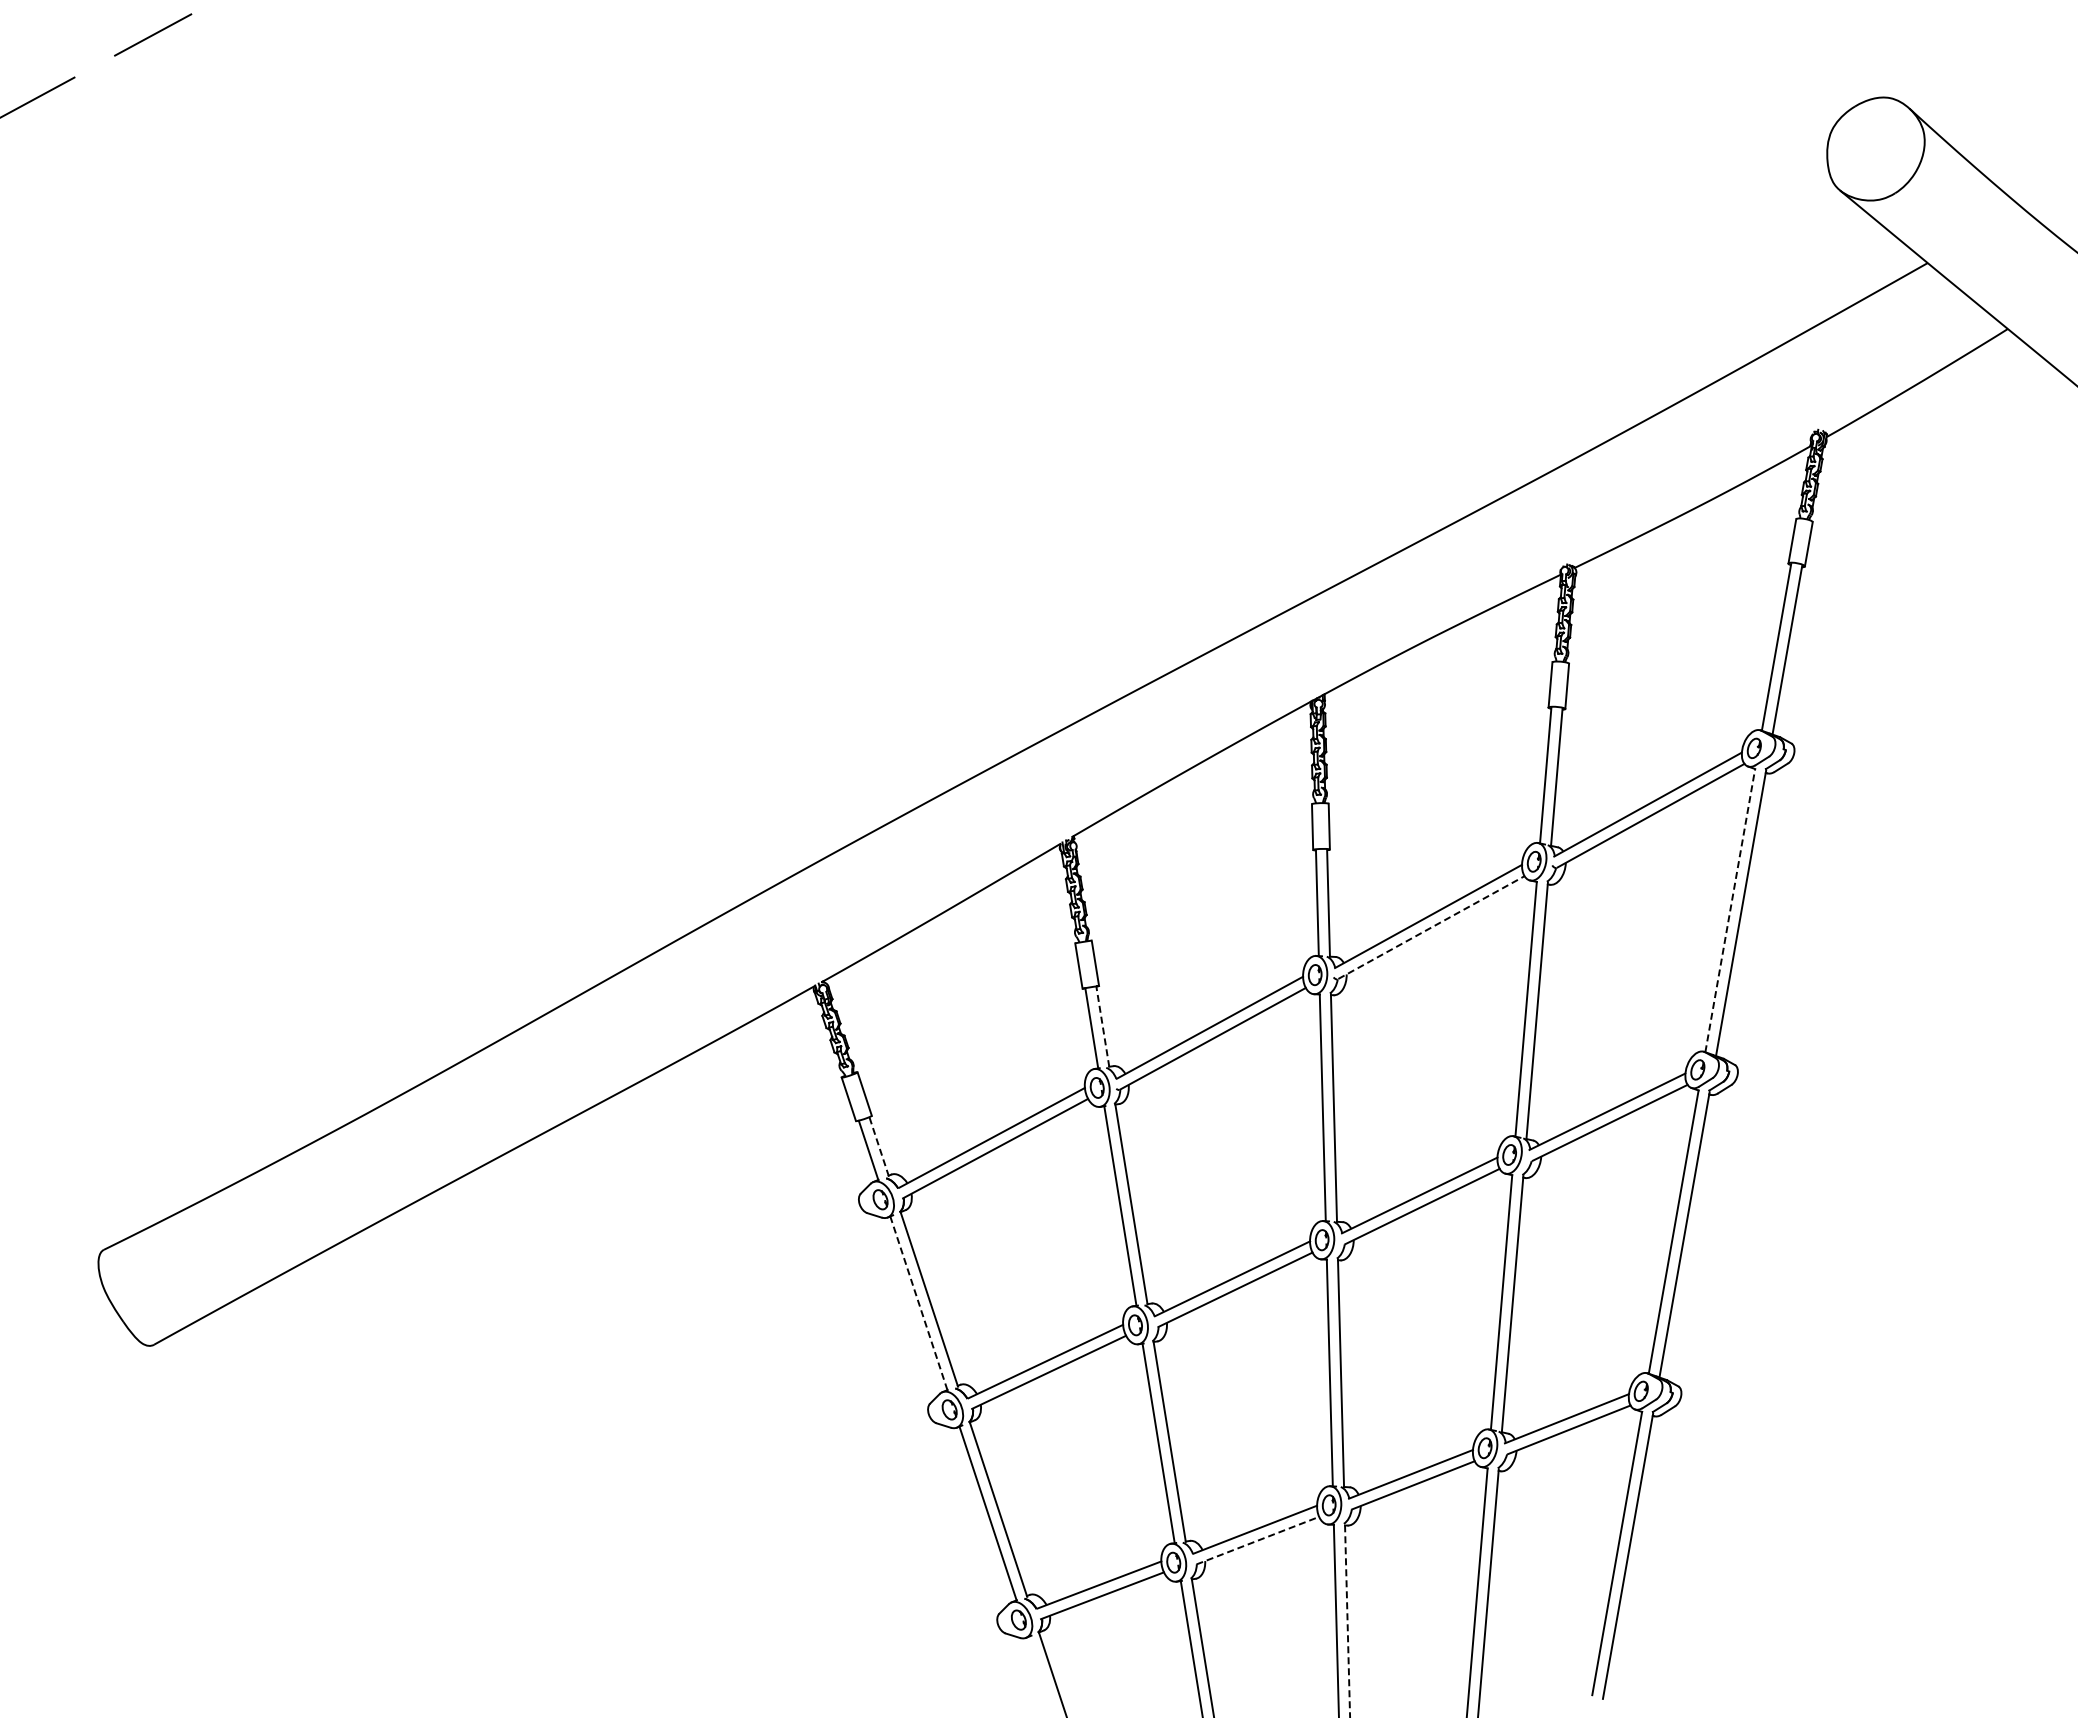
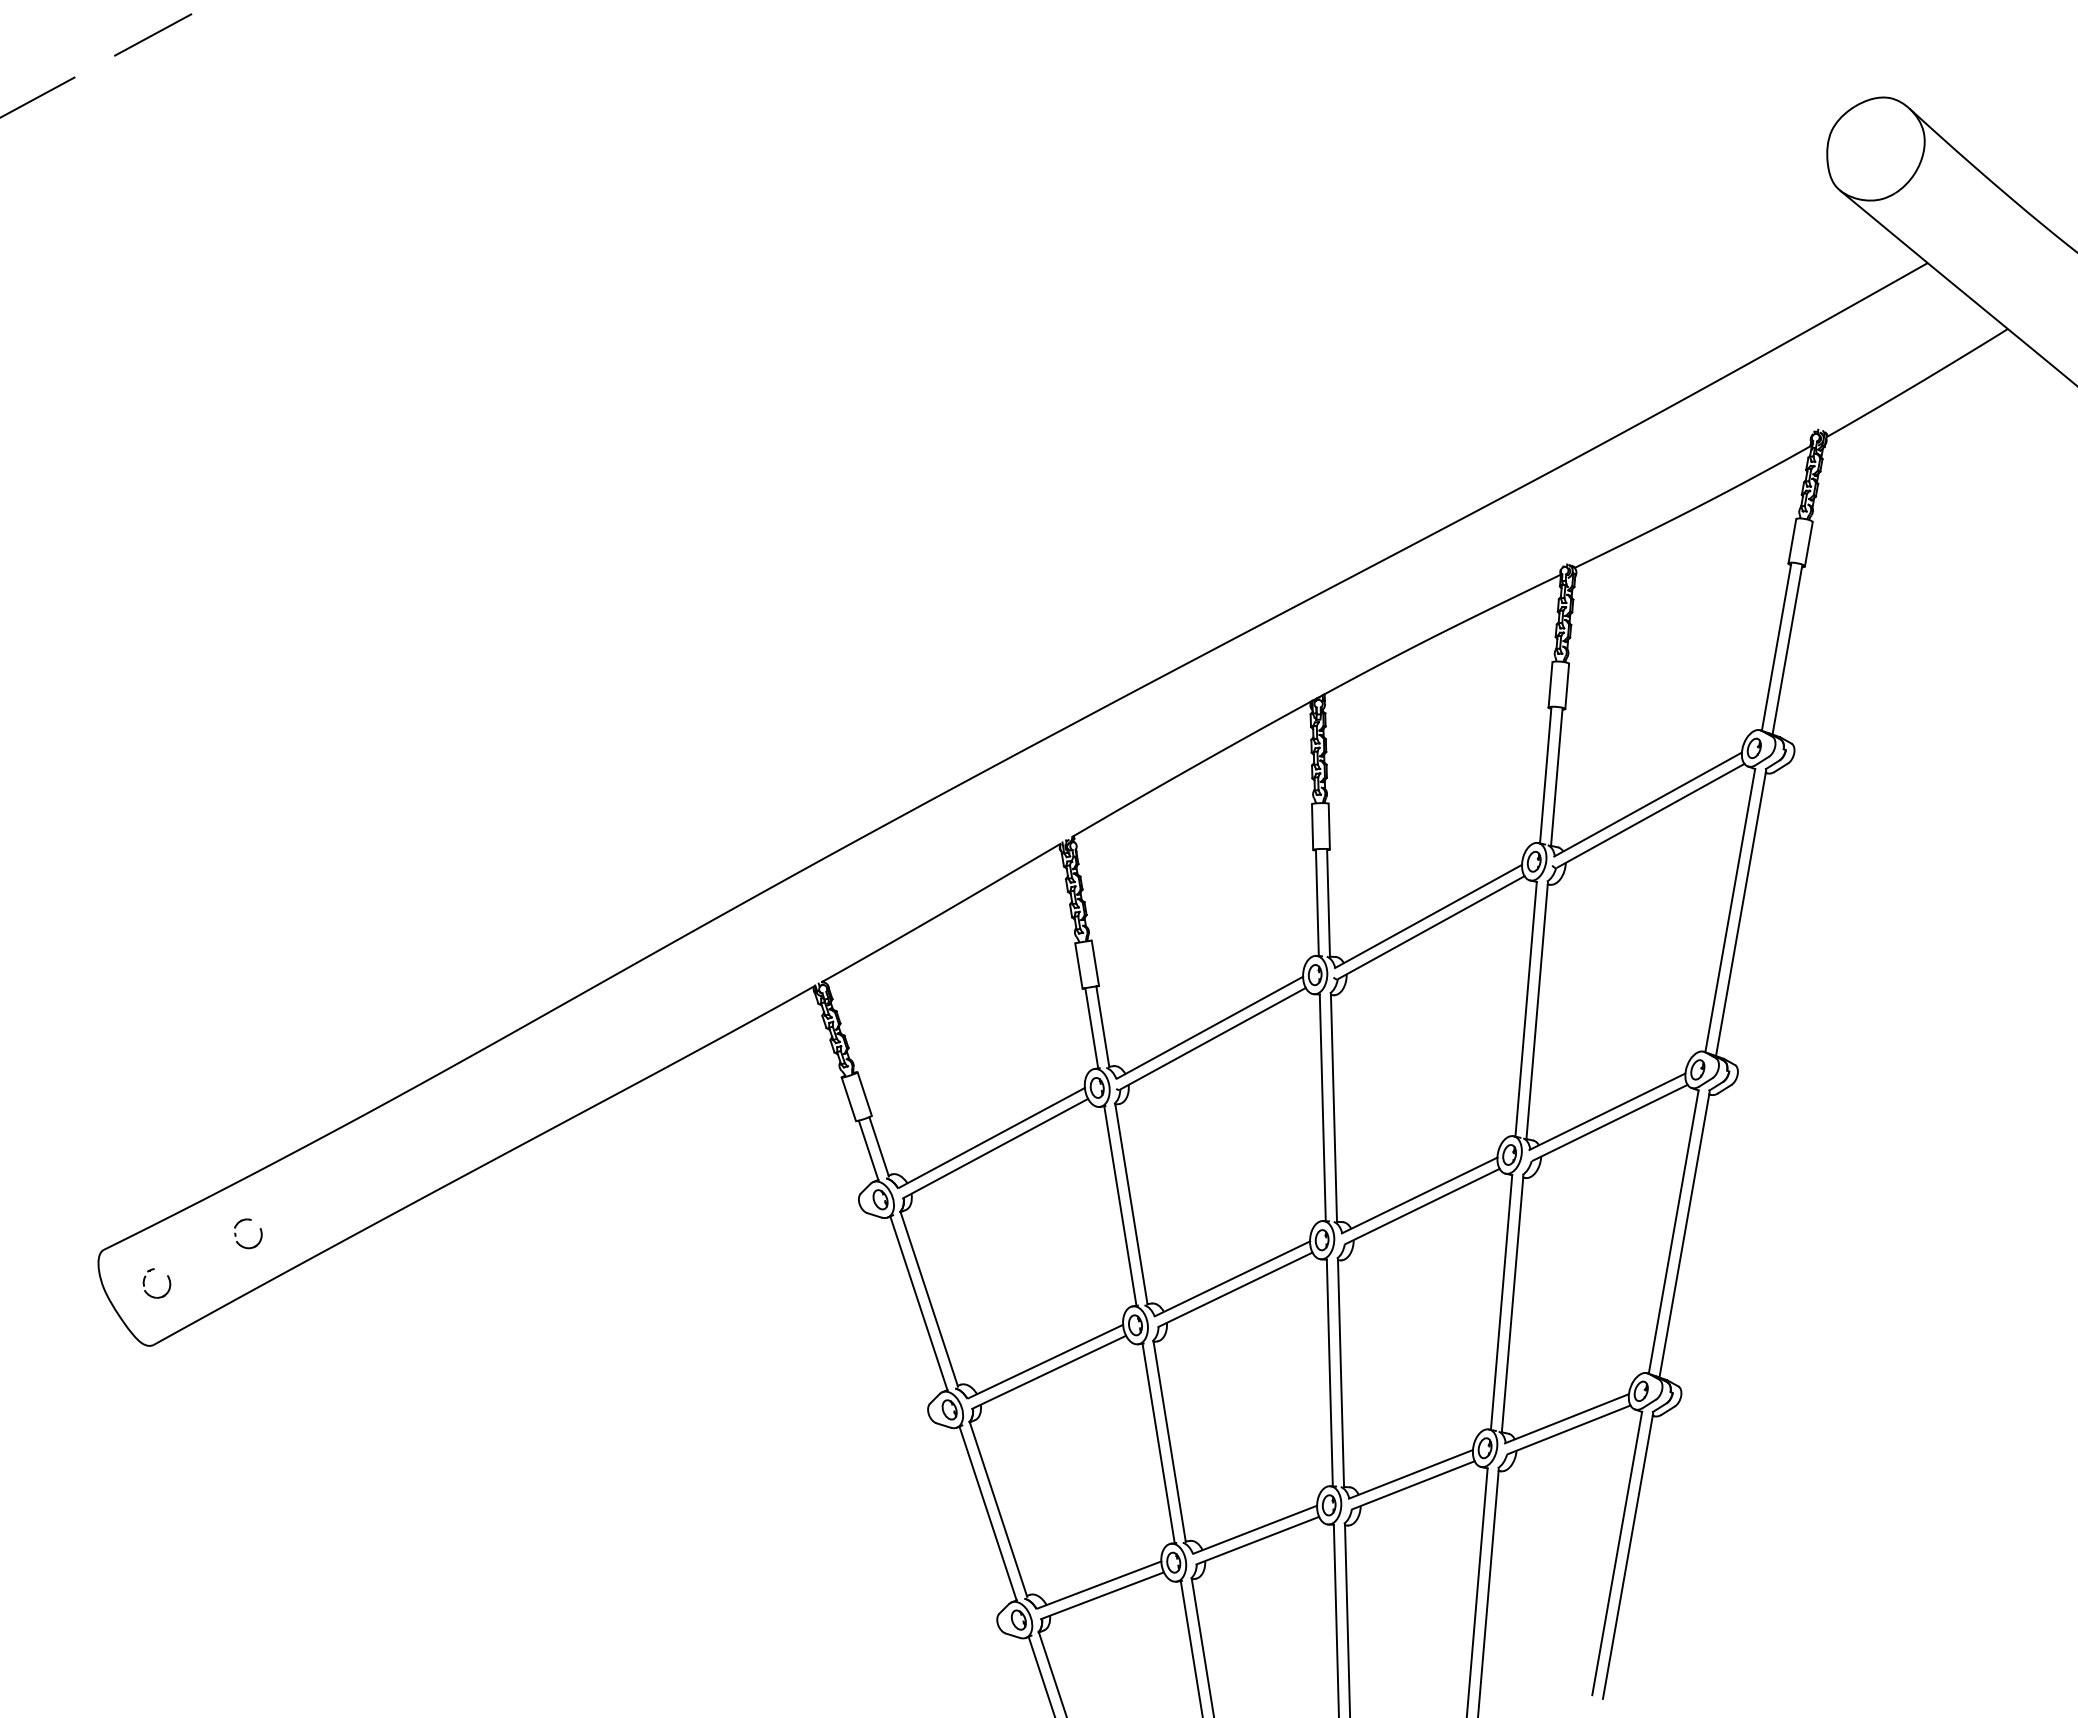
line: dashed -> solid (1730, 910)
line: dashed -> solid (1431, 927)
line: dashed -> solid (1102, 1026)
line: dashed -> solid (879, 1146)
part: none -> present (259, 1229)
part: none -> present (145, 1279)
line: dashed -> solid (918, 1302)
line: dashed -> solid (1257, 1540)
line: dashed -> solid (1347, 1620)
line: none -> present (1041, 1675)
